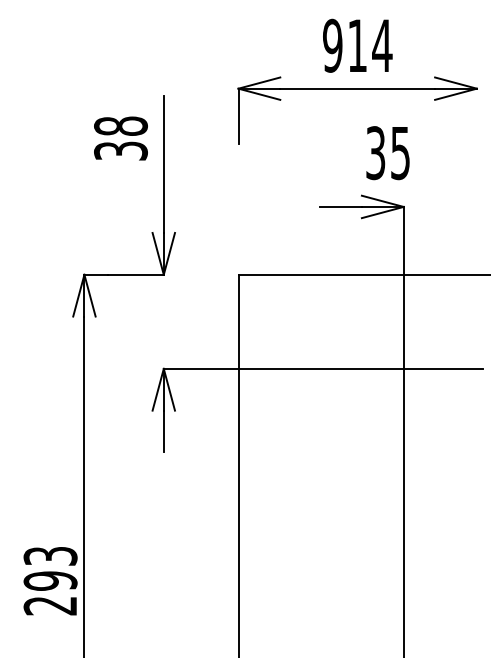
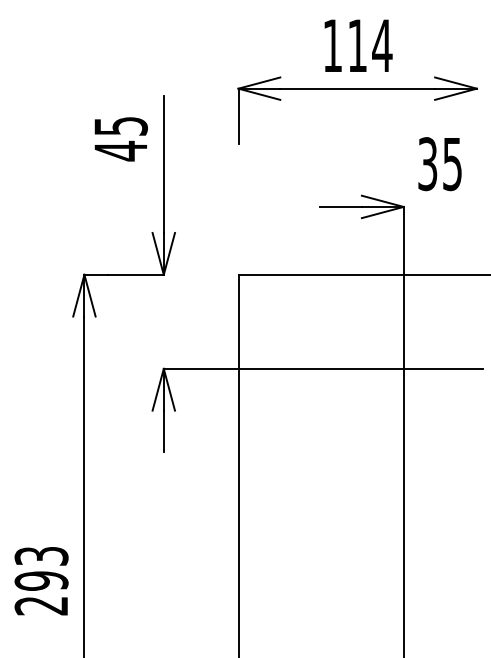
text: 914 -> 114 (332, 45)
text: 38 -> 45 (120, 138)
text position: (387, 153) -> (439, 164) (439, 164)
text position: (50, 581) -> (41, 581) (41, 581)
